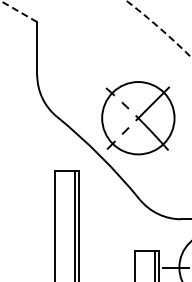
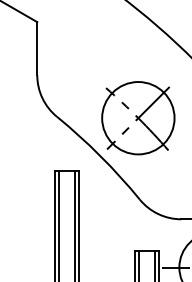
line: dashed -> solid (18, 11)
arc: dashed -> solid (159, 27)
line: none -> present (58, 224)
line: none -> present (139, 264)
